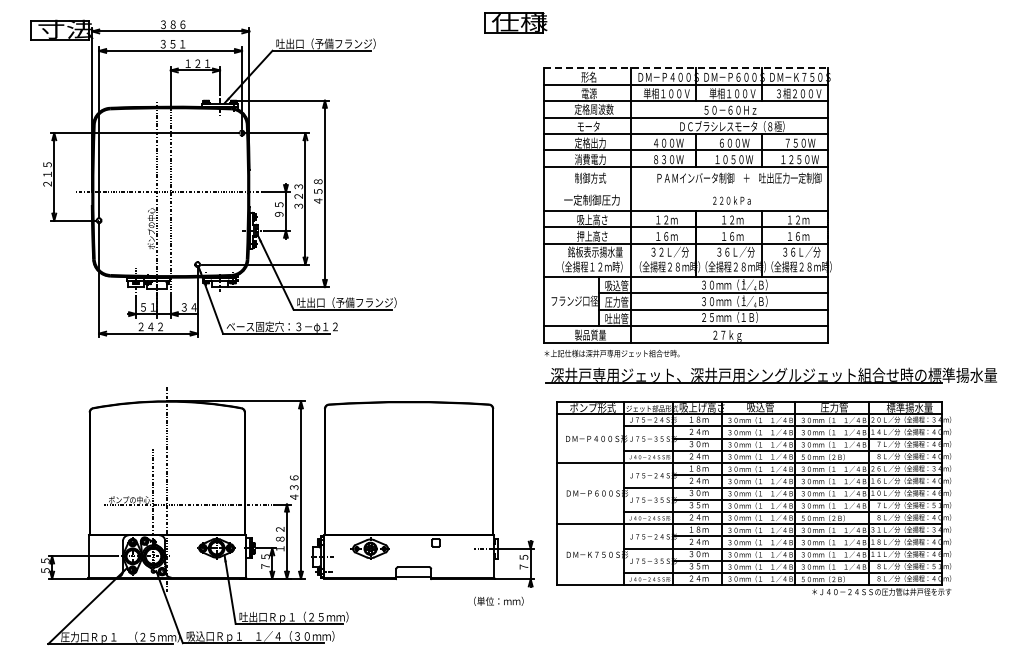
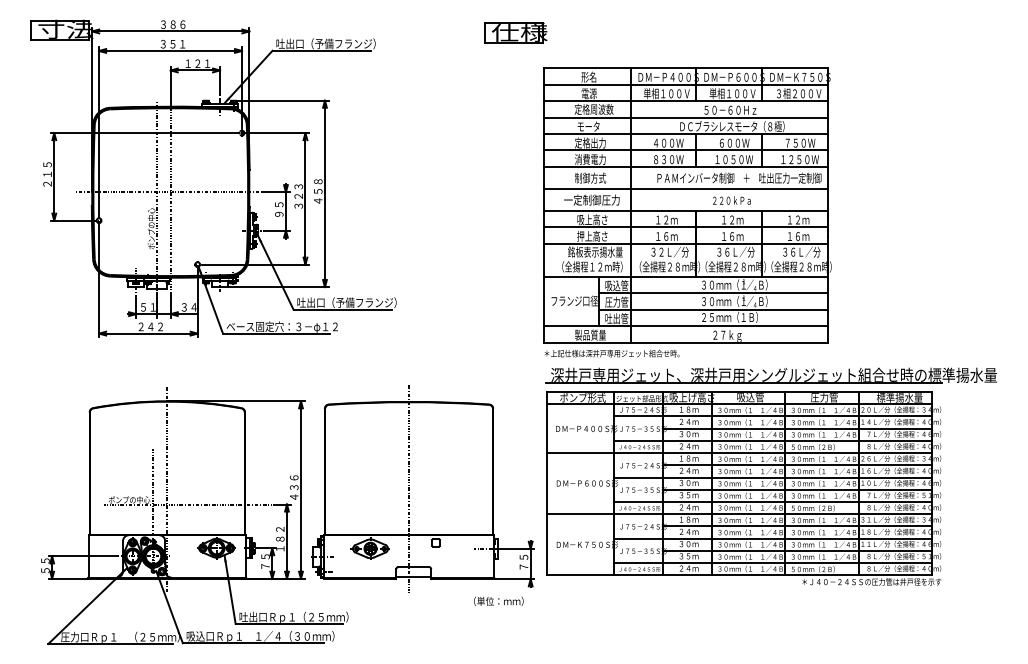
part position: (515, 22) -> (515, 32) (515, 32)
line: dashed -> solid (686, 68)
line: none -> present (686, 188)
line: none -> present (409, 488)
part position: (753, 498) -> (743, 488) (743, 488)
